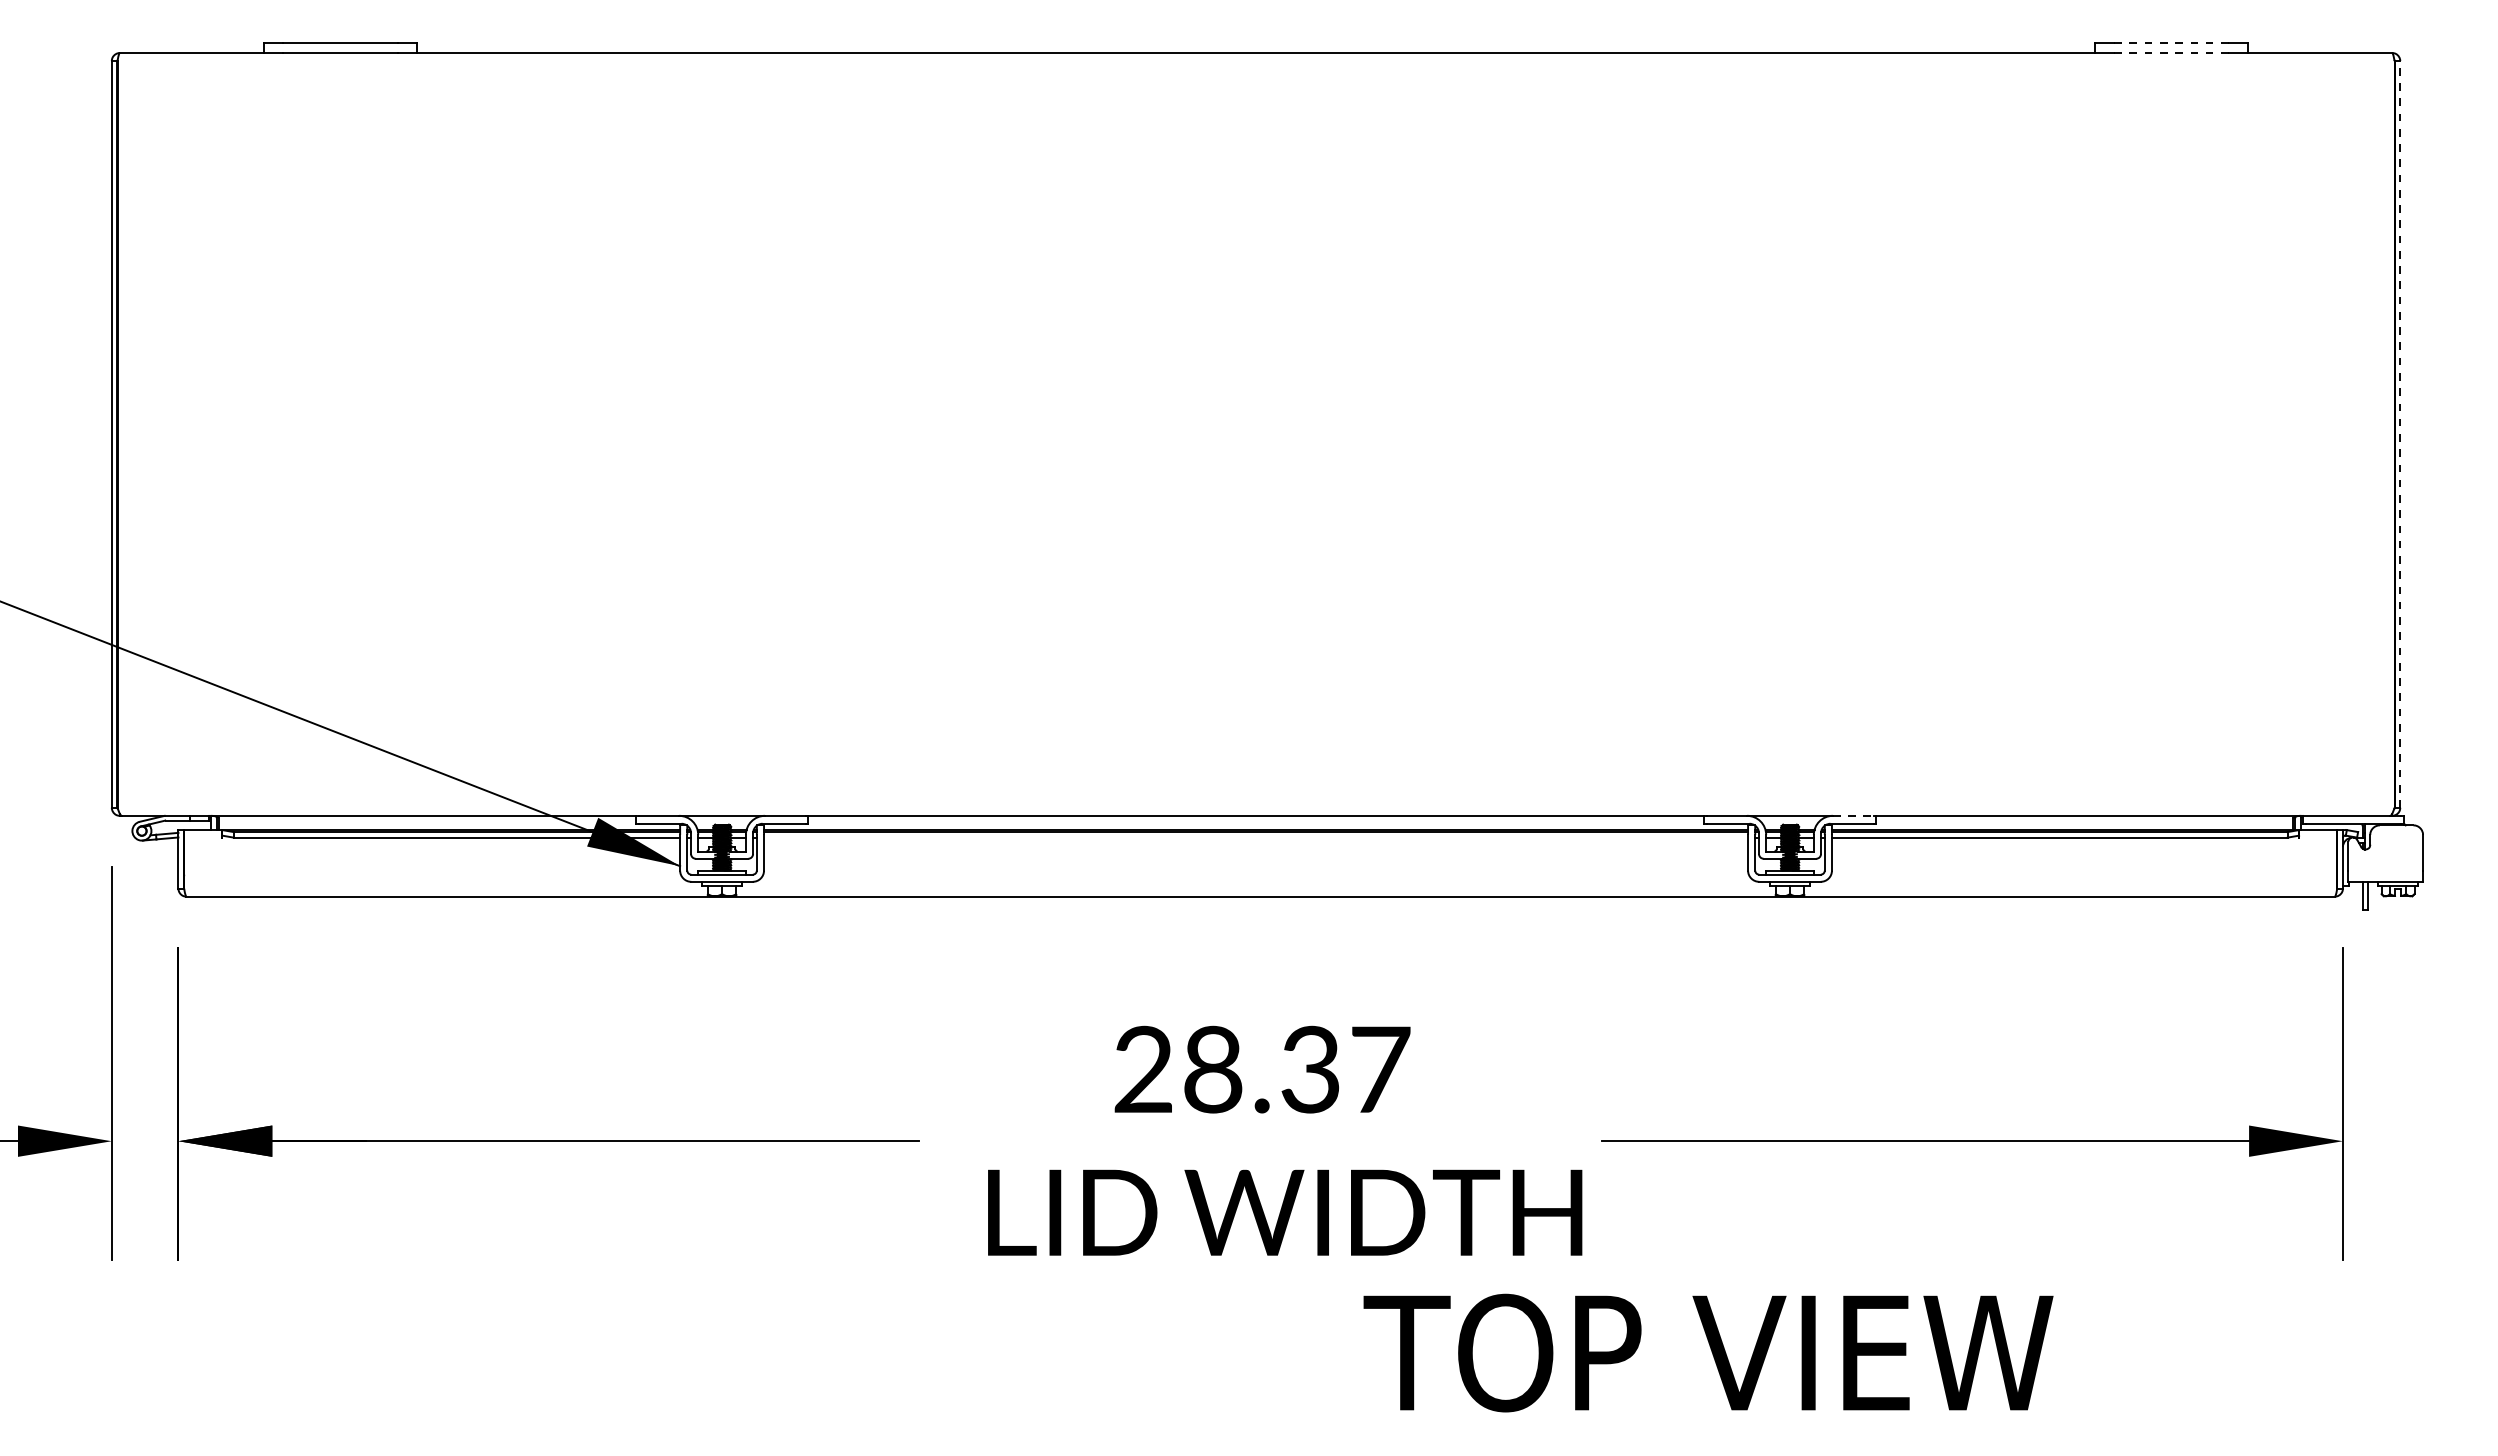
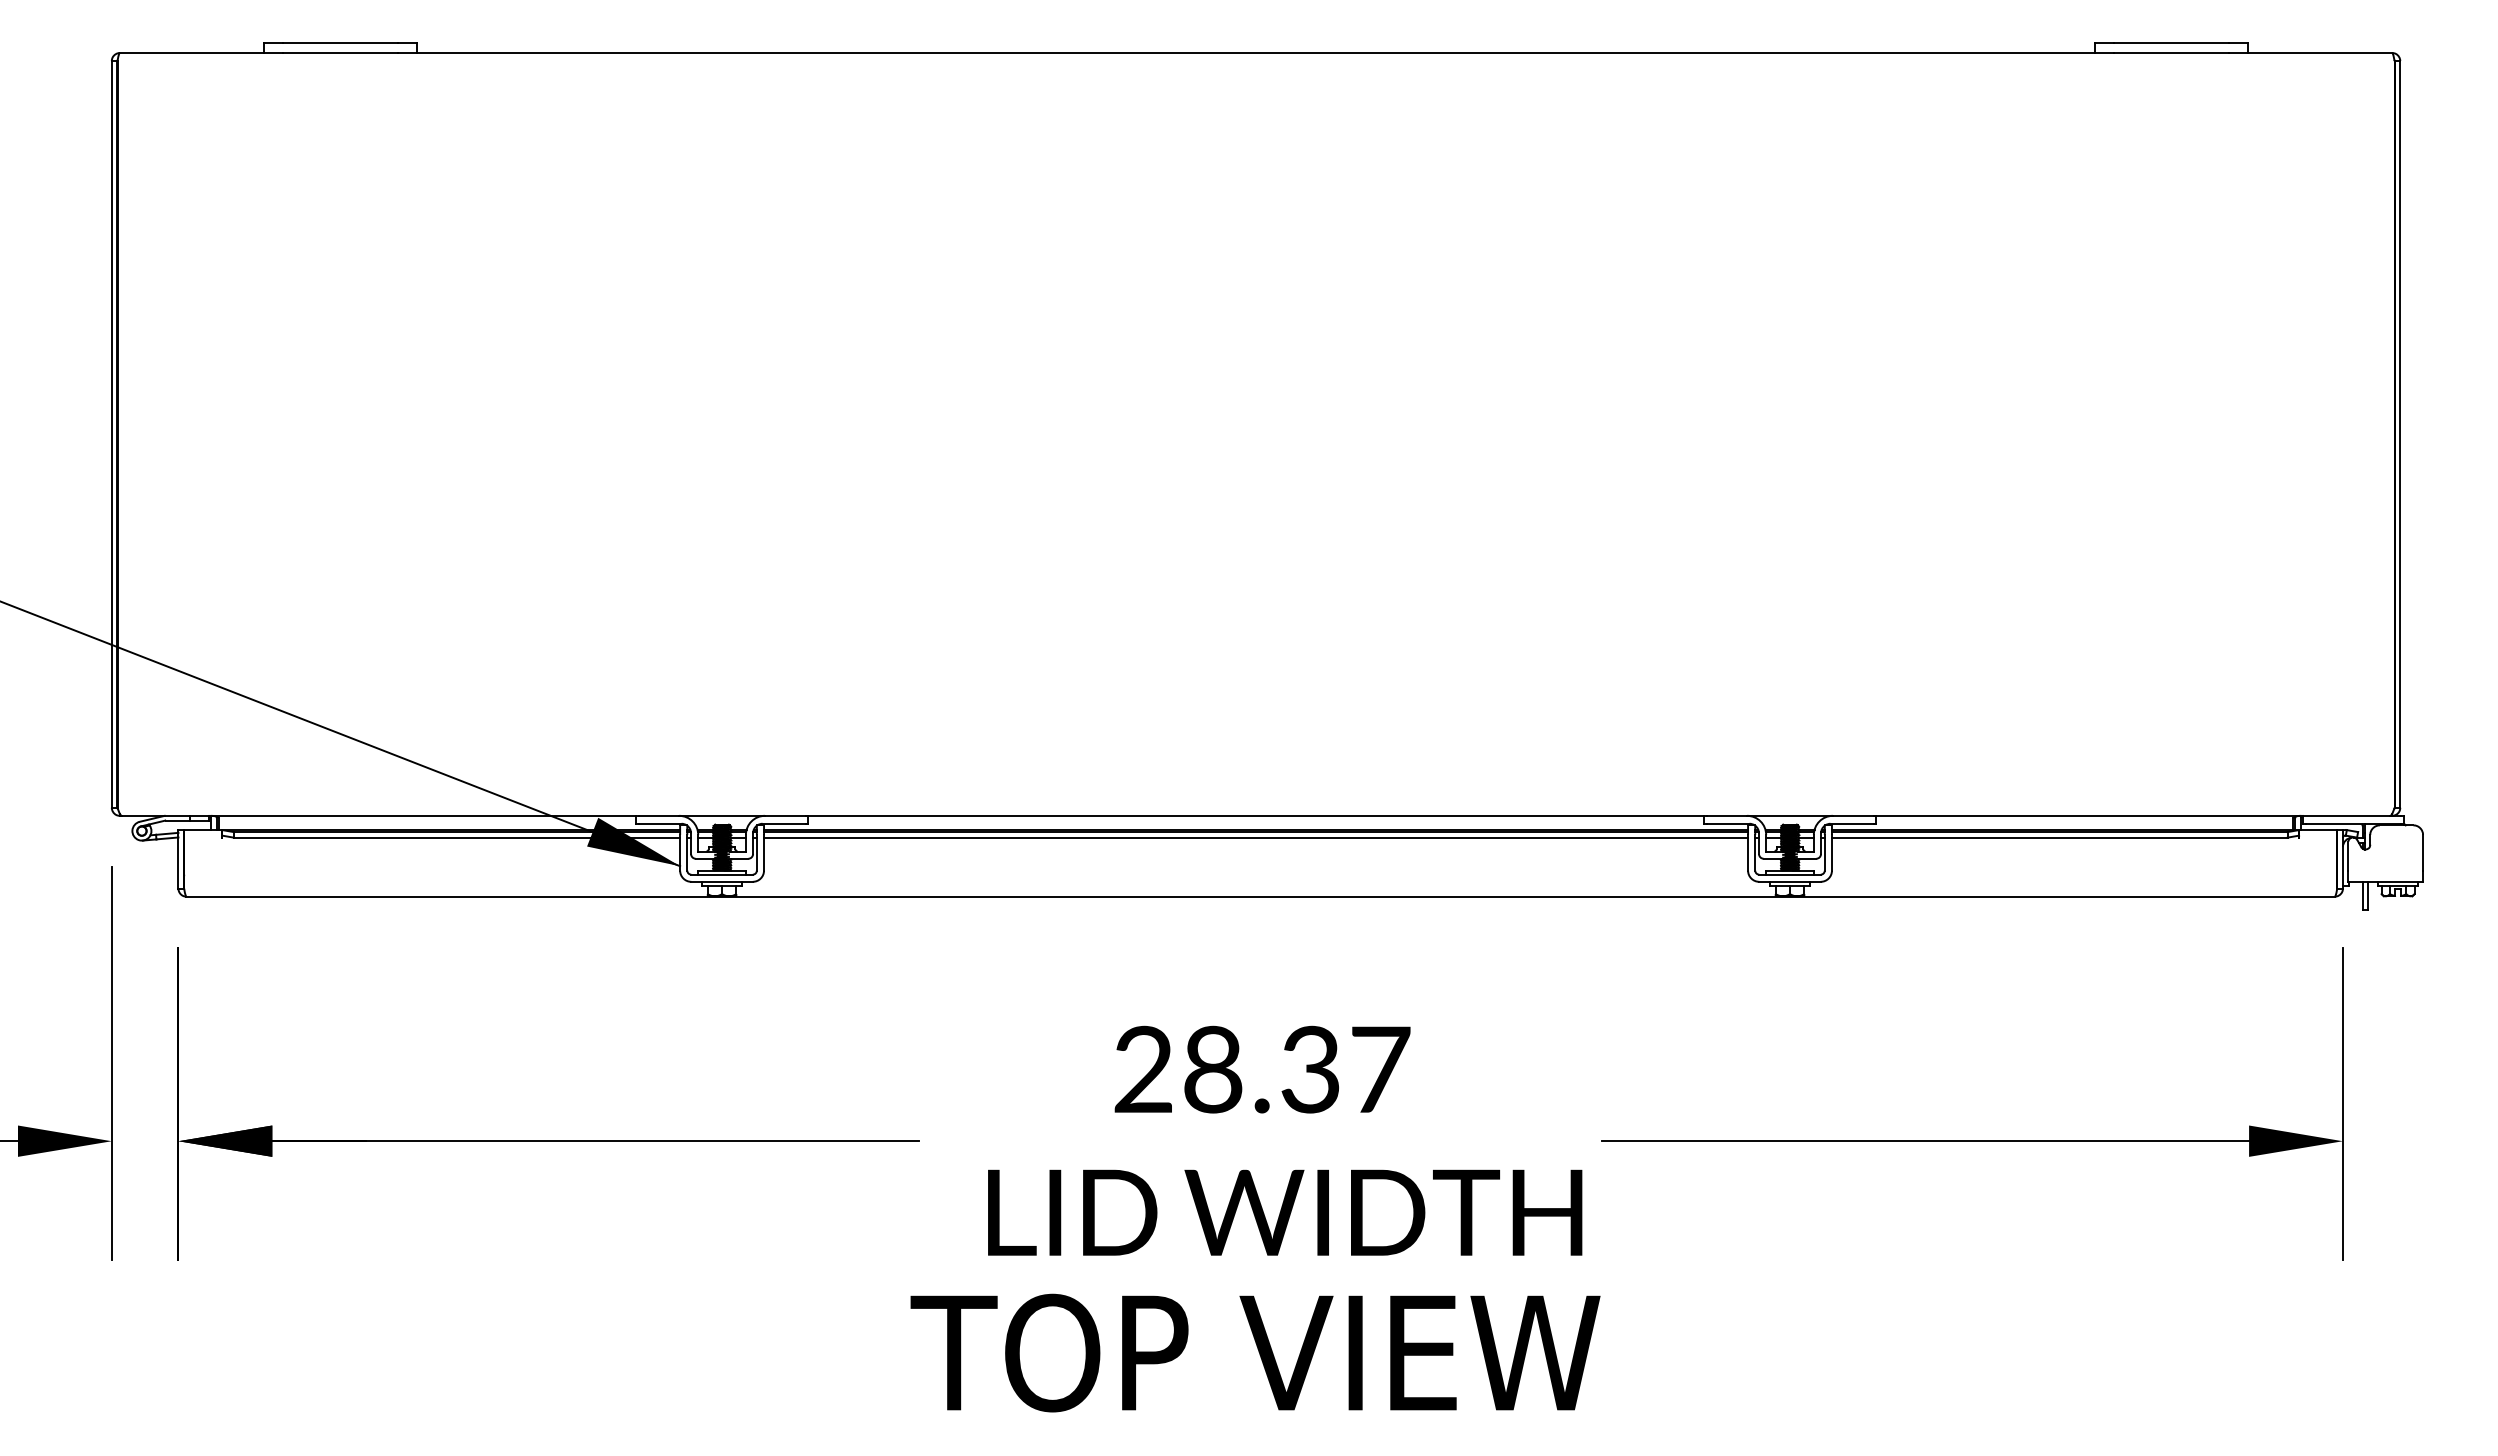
line: dashed -> solid (2170, 43)
line: dashed -> solid (2171, 53)
line: dashed -> solid (2400, 433)
line: dashed -> solid (1853, 815)
line: none -> present (1256, 837)
text position: (1708, 1352) -> (1255, 1352) (1255, 1352)
